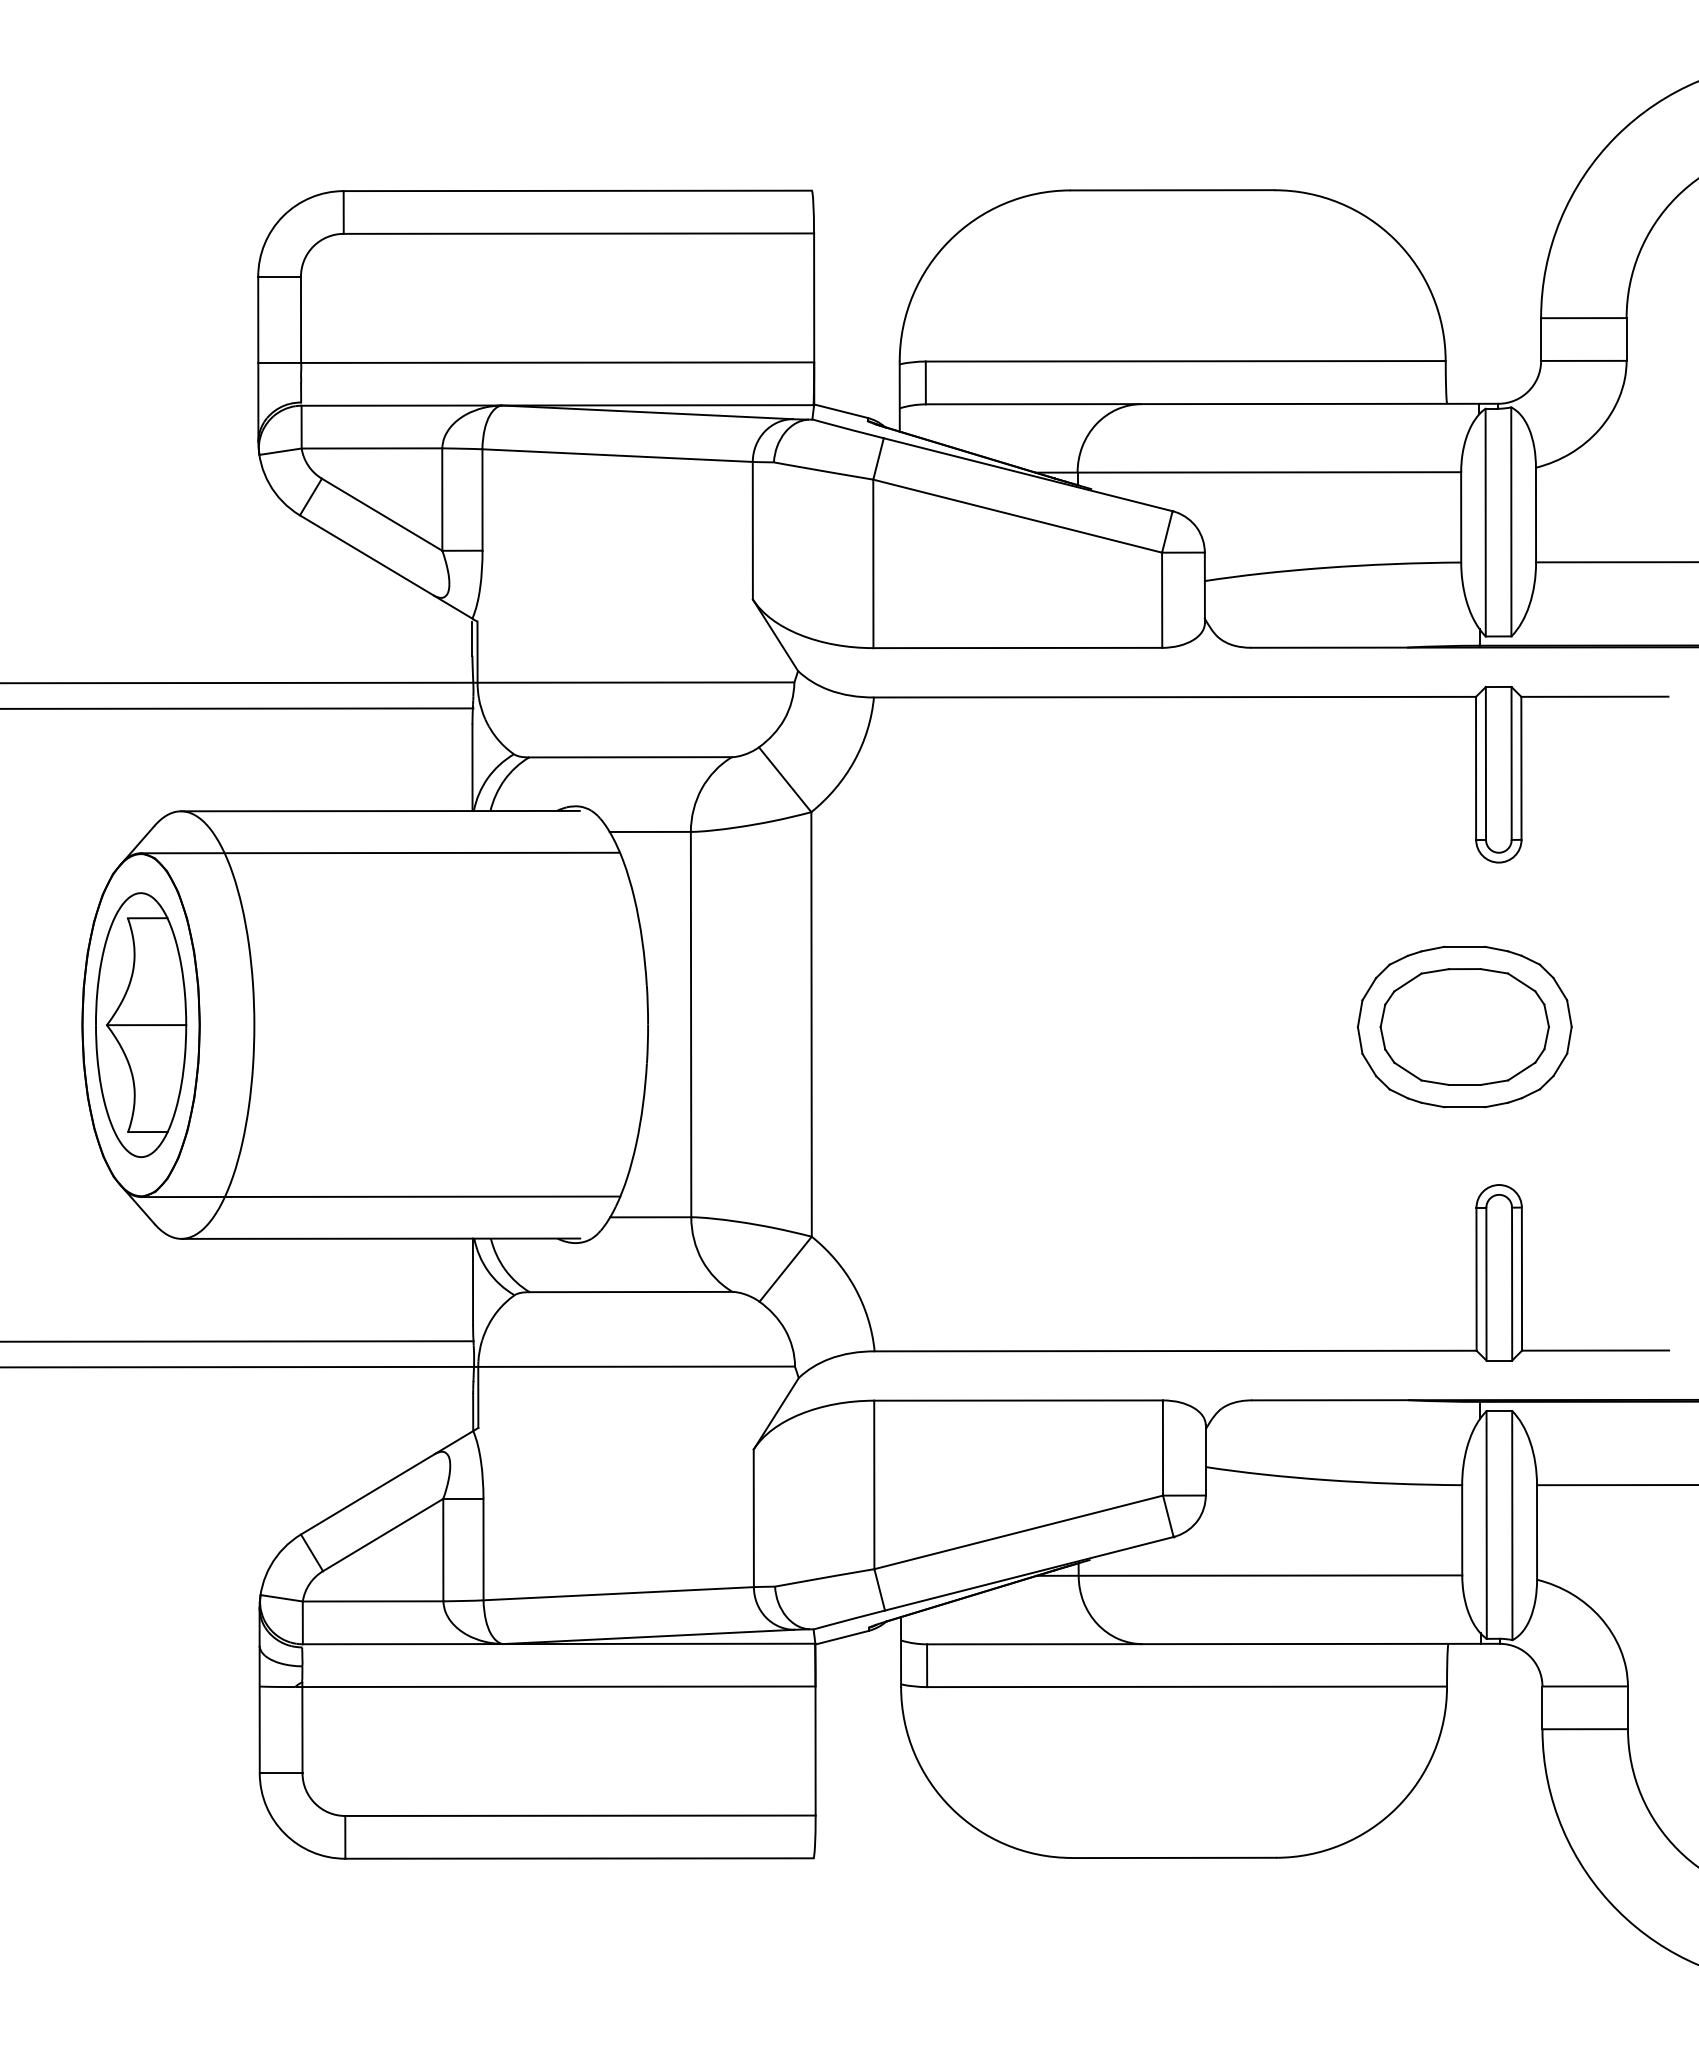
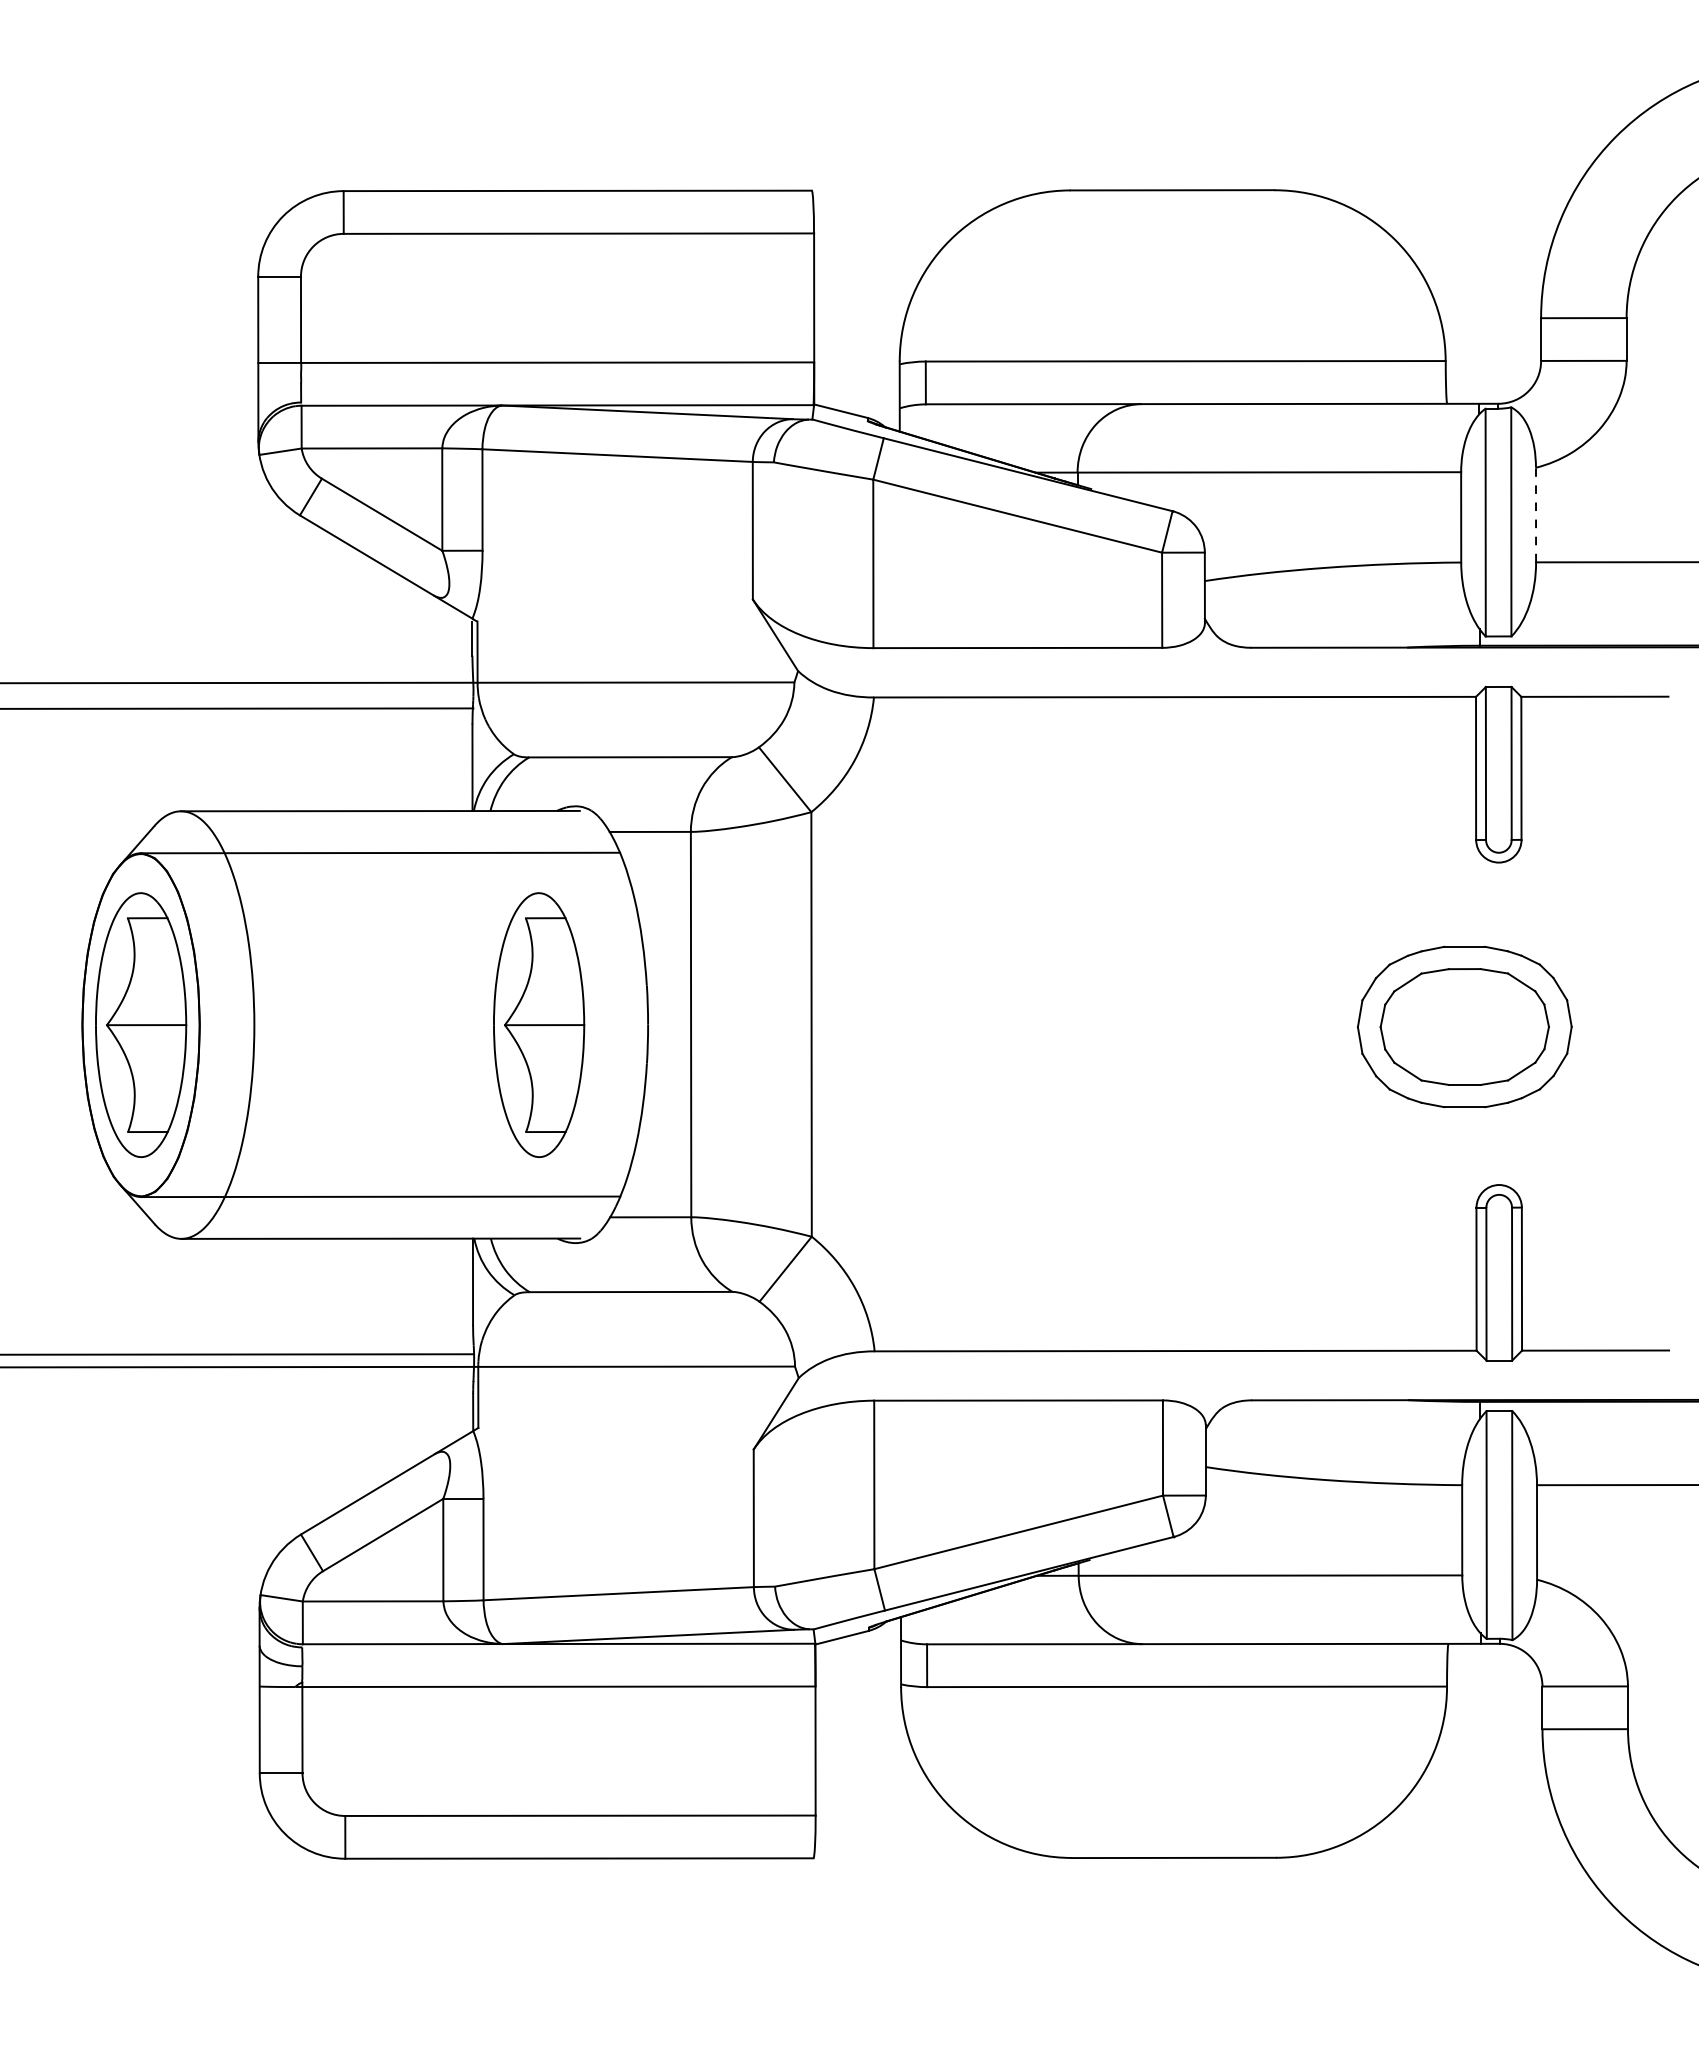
line: solid -> dashed (1536, 514)
part: none -> present (539, 1024)
line position: (237, 1341) -> (237, 1354) (237, 1354)
